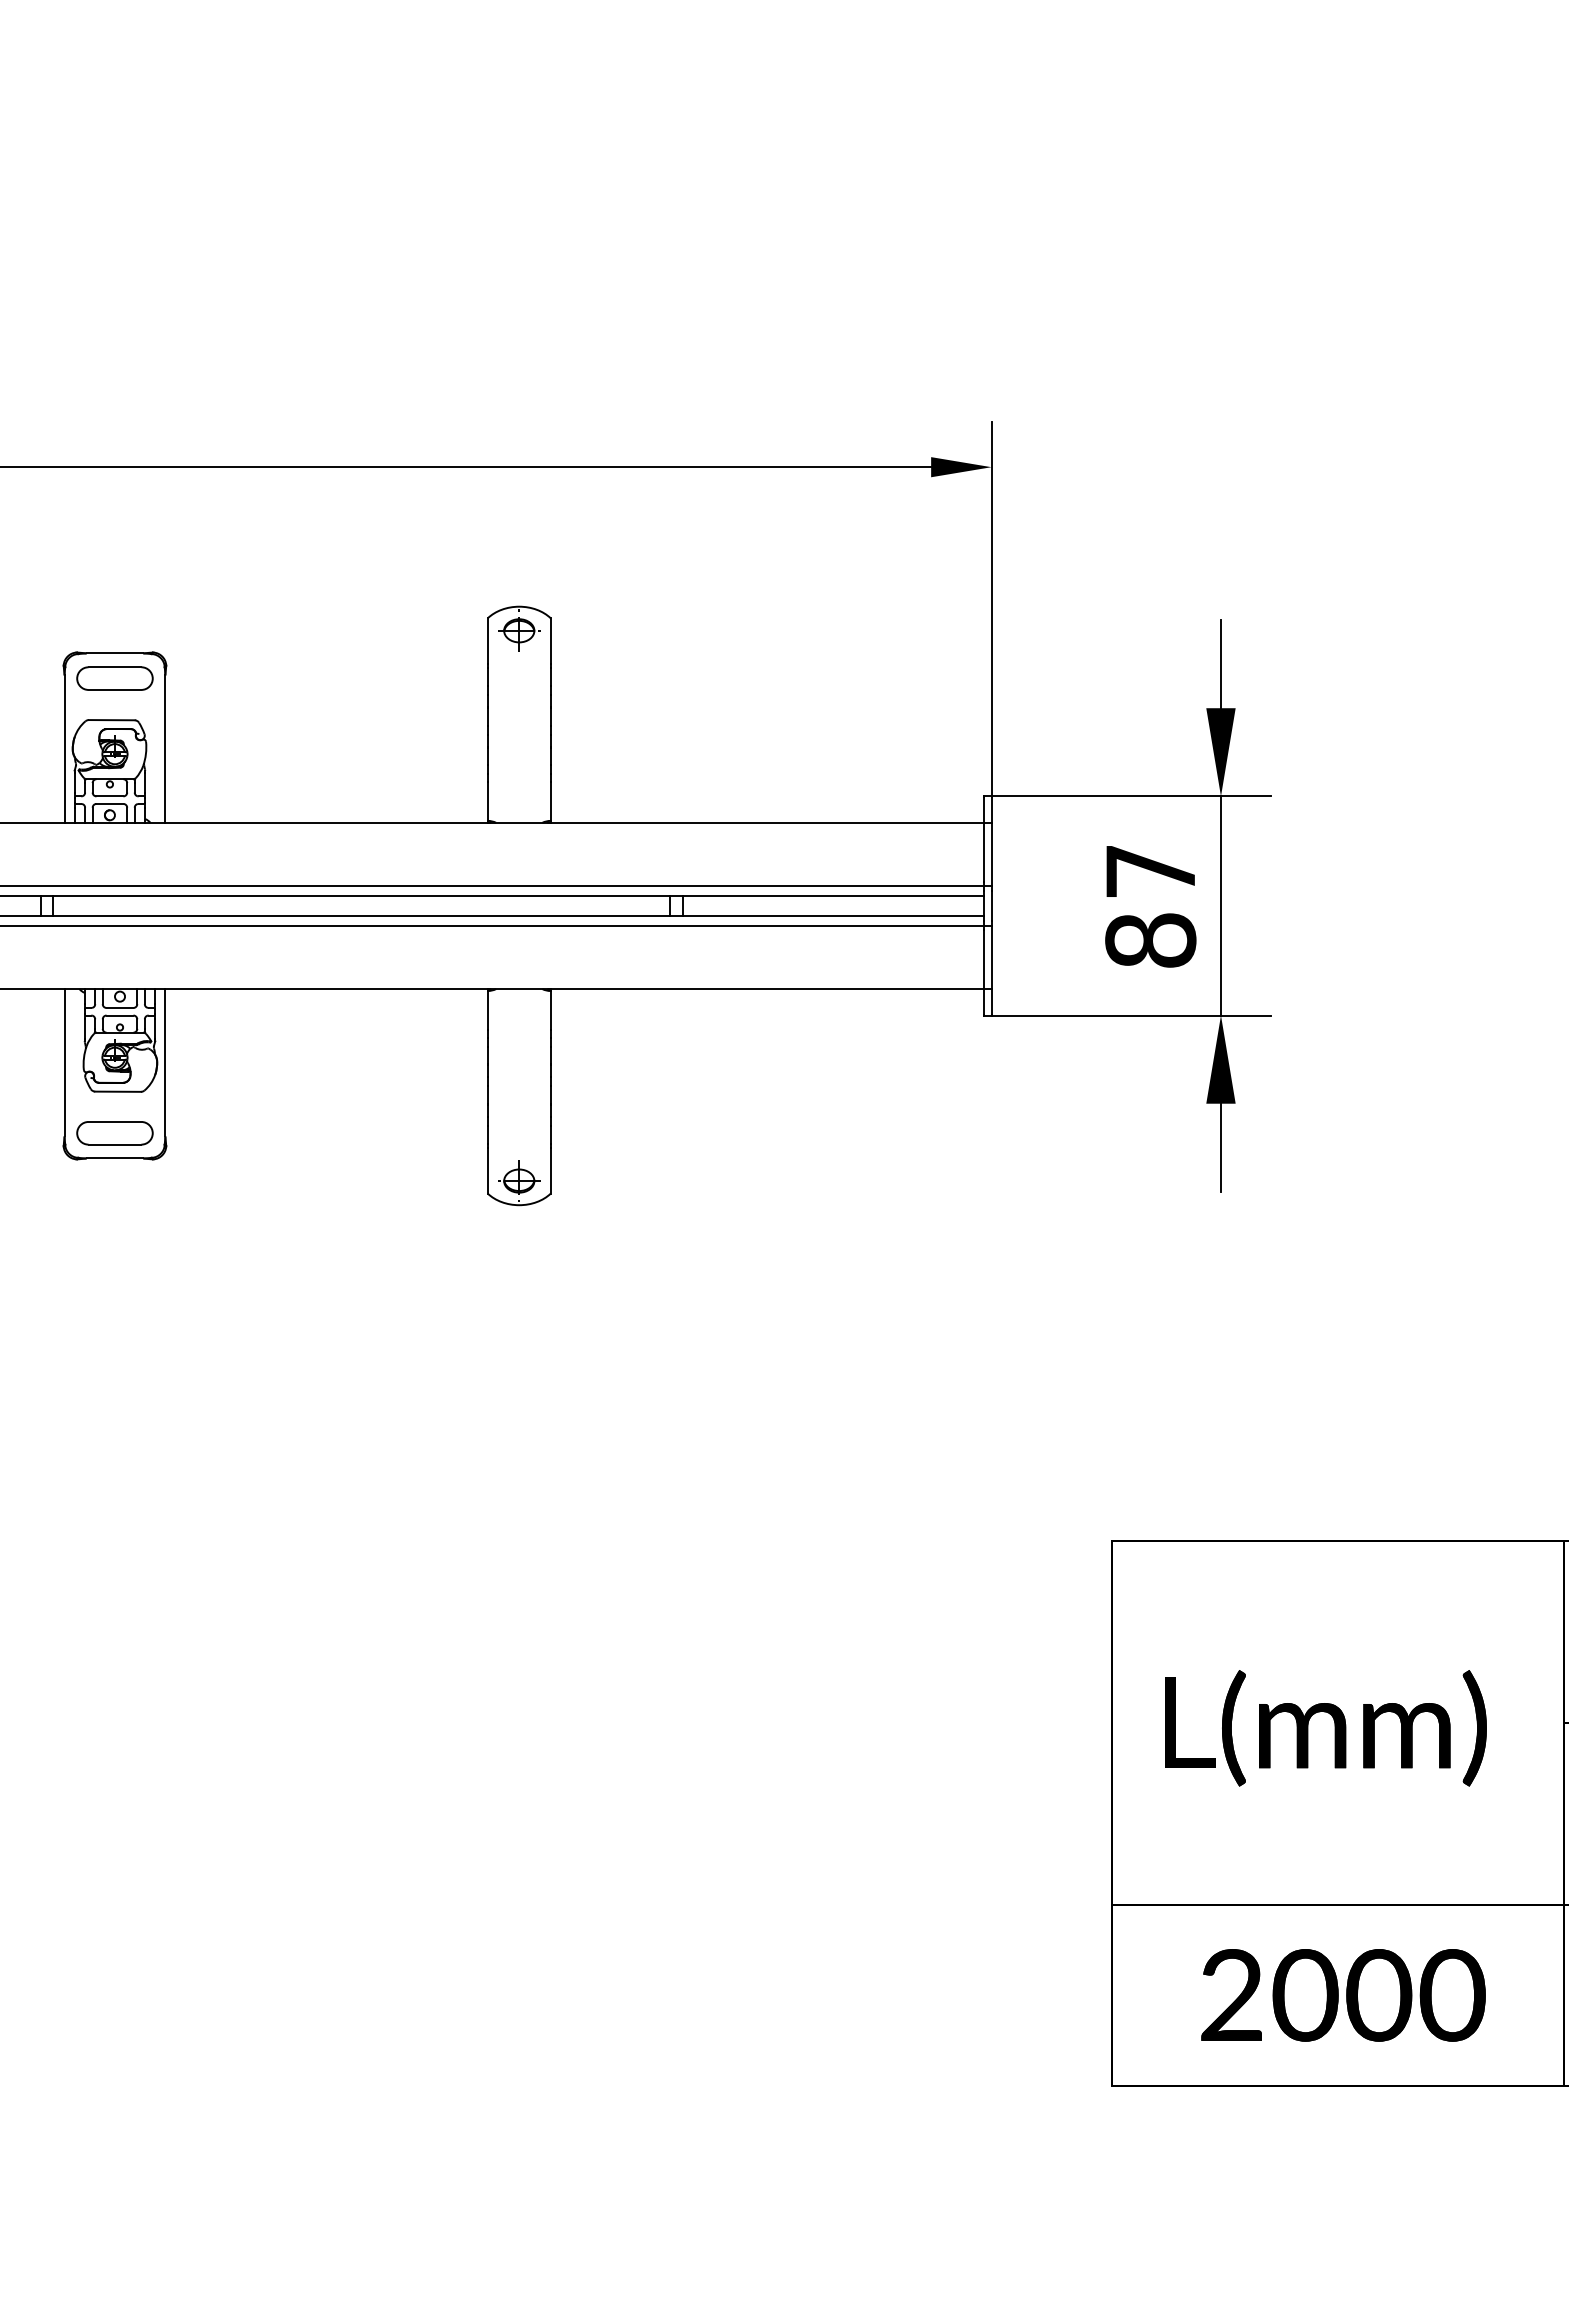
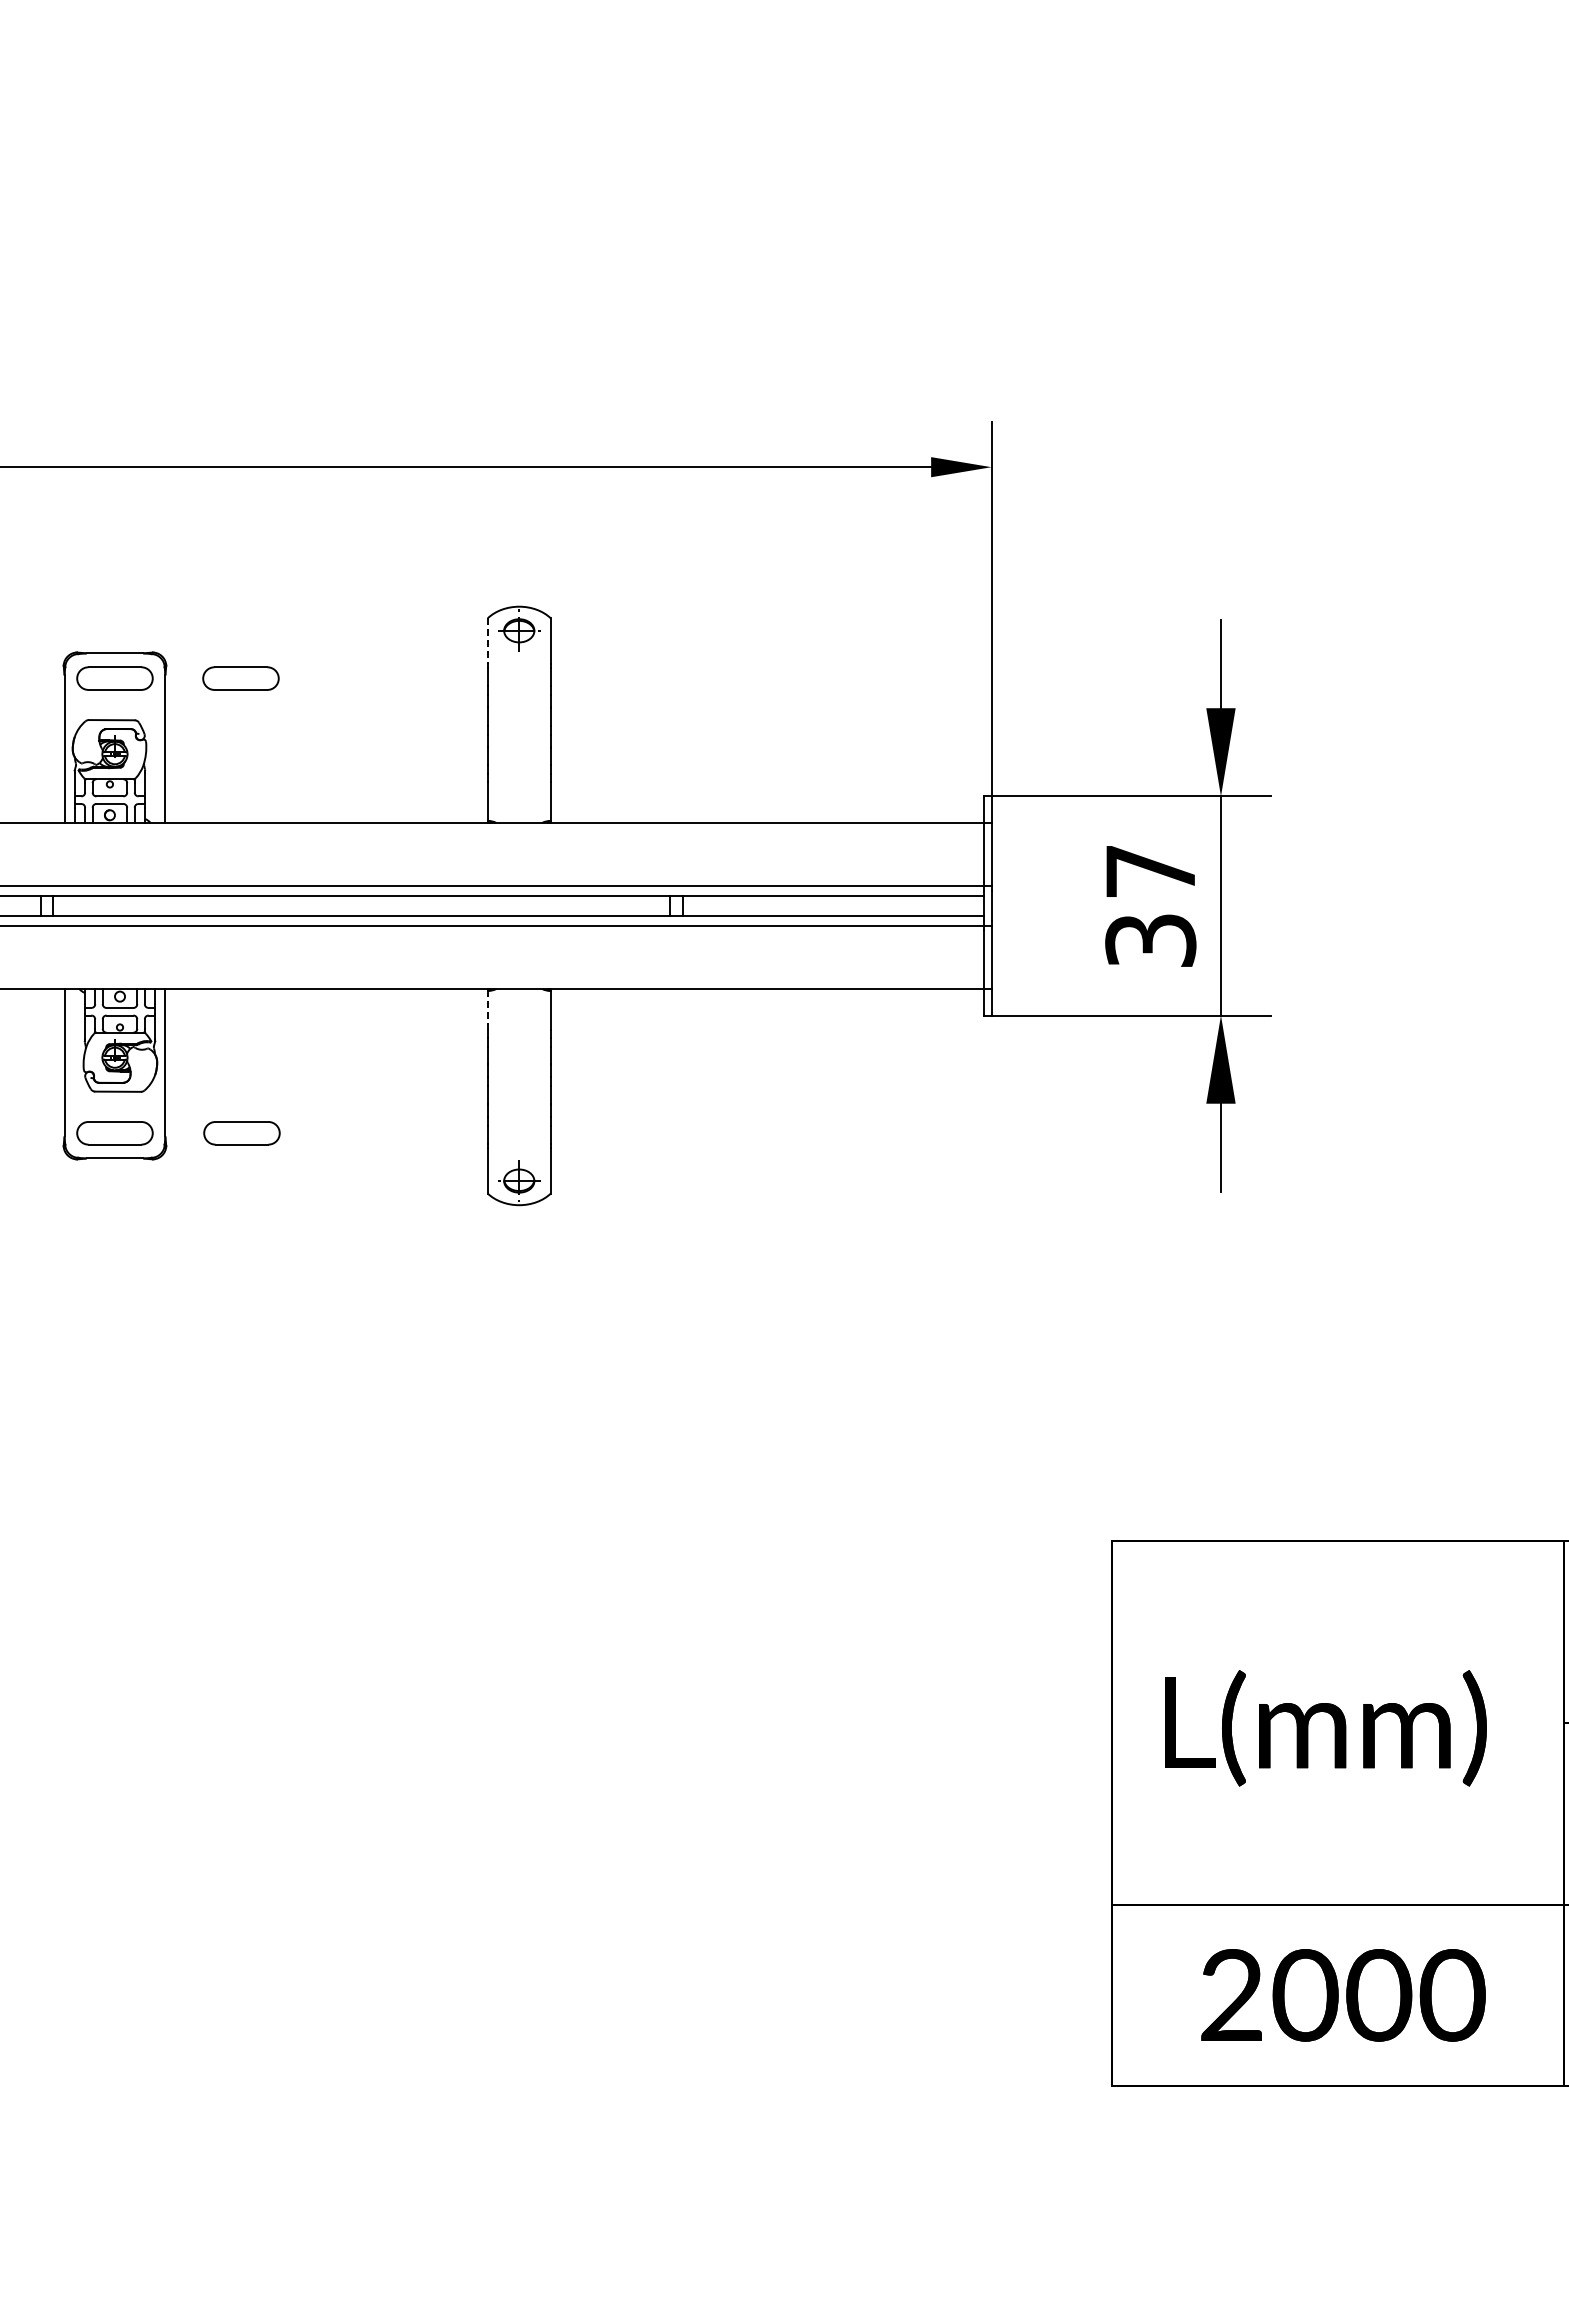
line: solid -> dashed (487, 640)
part: none -> present (240, 678)
text: 87 -> 37 (1150, 940)
line: solid -> dashed (487, 1009)
part: none -> present (241, 1133)
